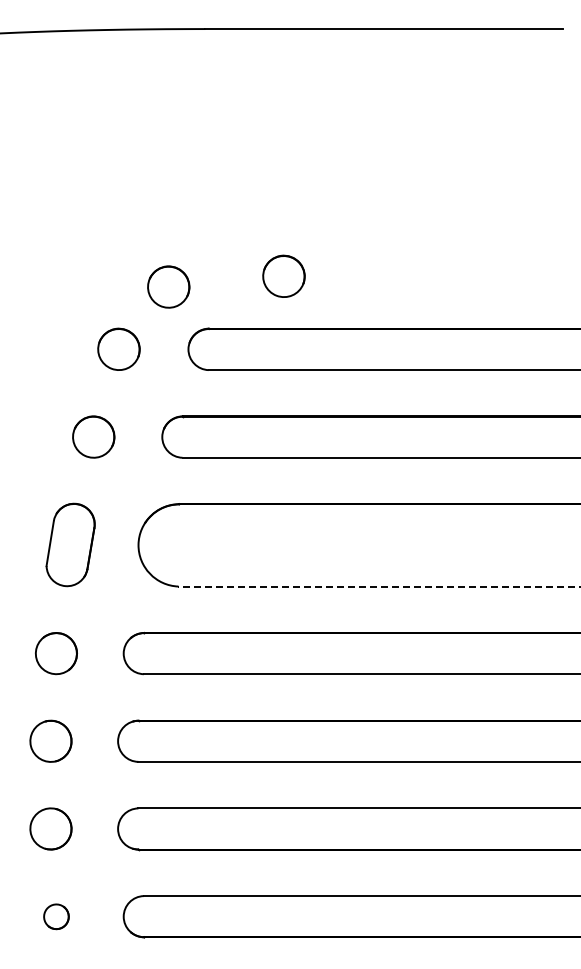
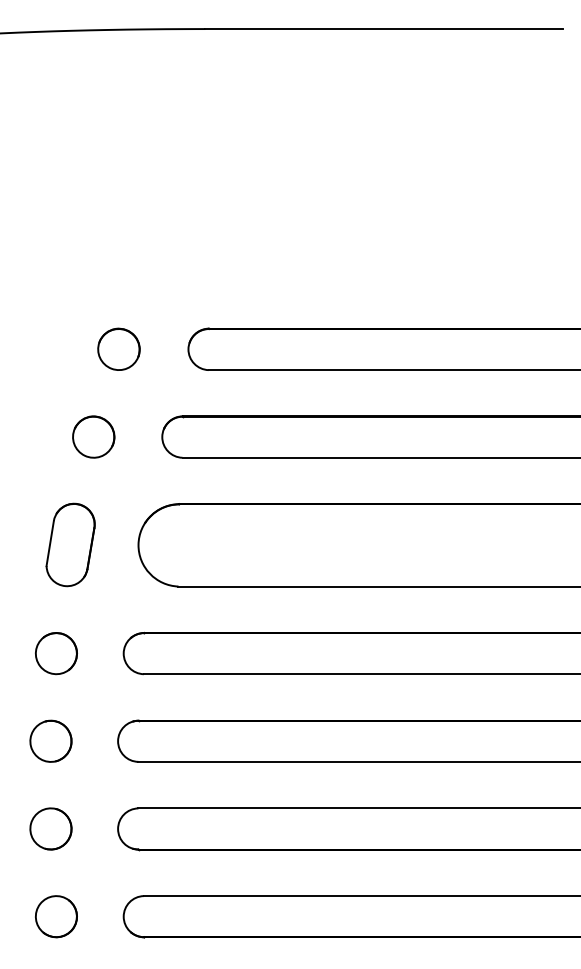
part: present -> none (283, 275)
part: present -> none (168, 286)
line: dashed -> solid (379, 586)
part size: 27x28 px -> 43x44 px (56, 916)
